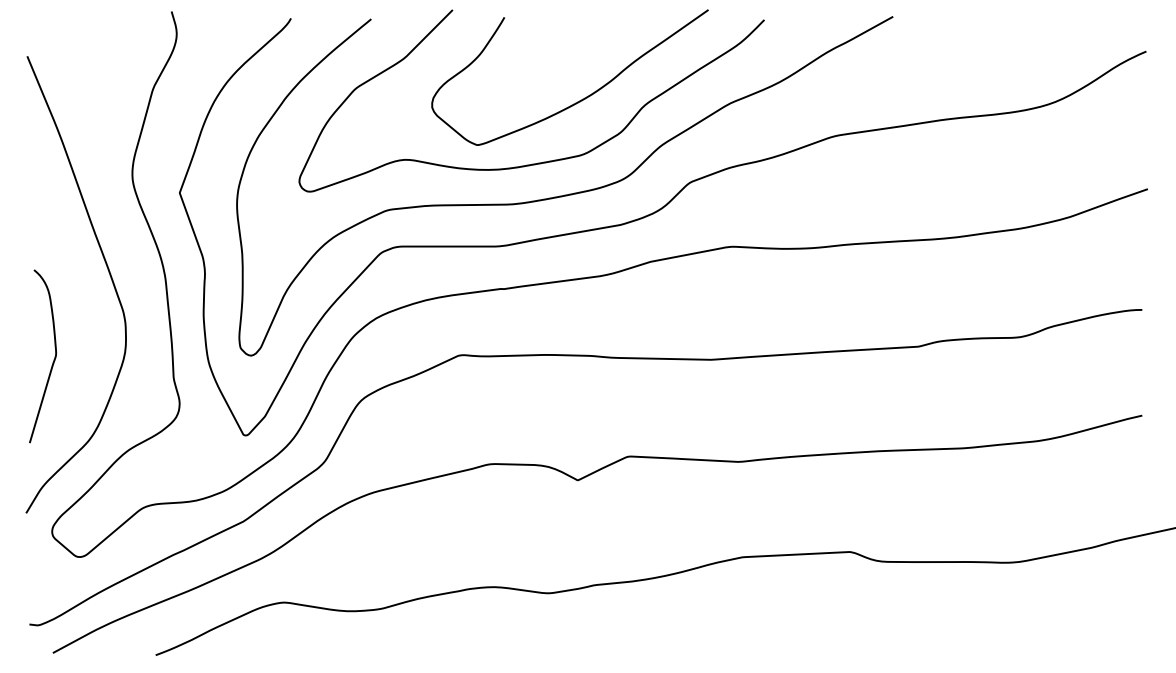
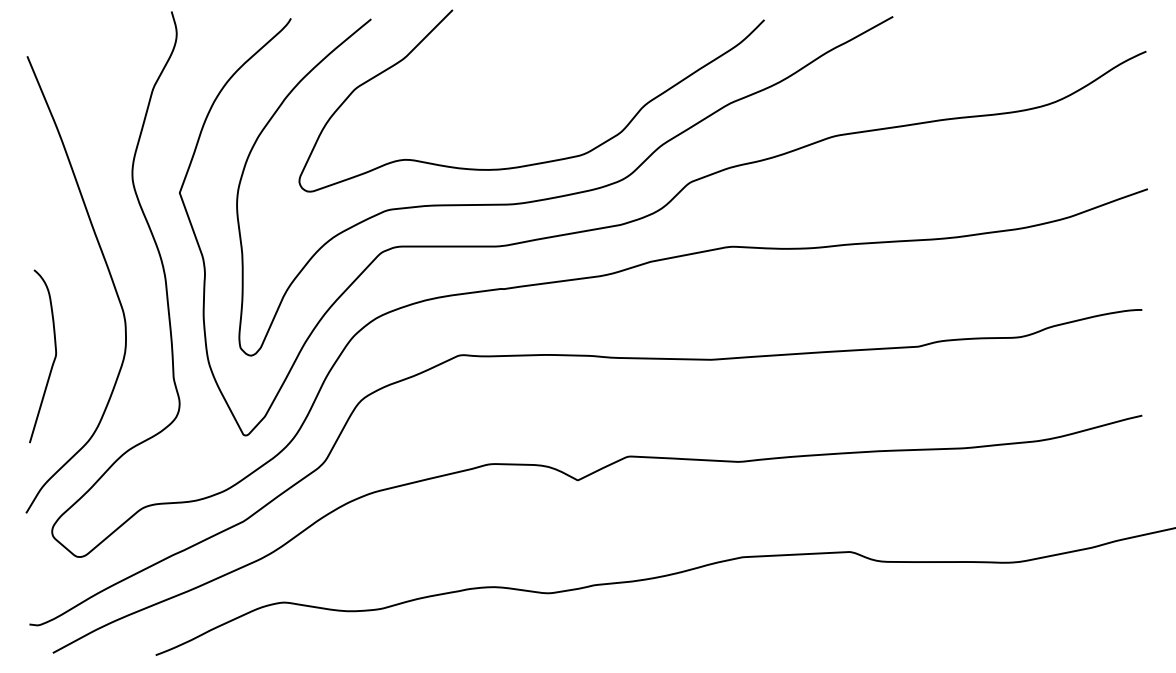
curve: present -> none (582, 98)
